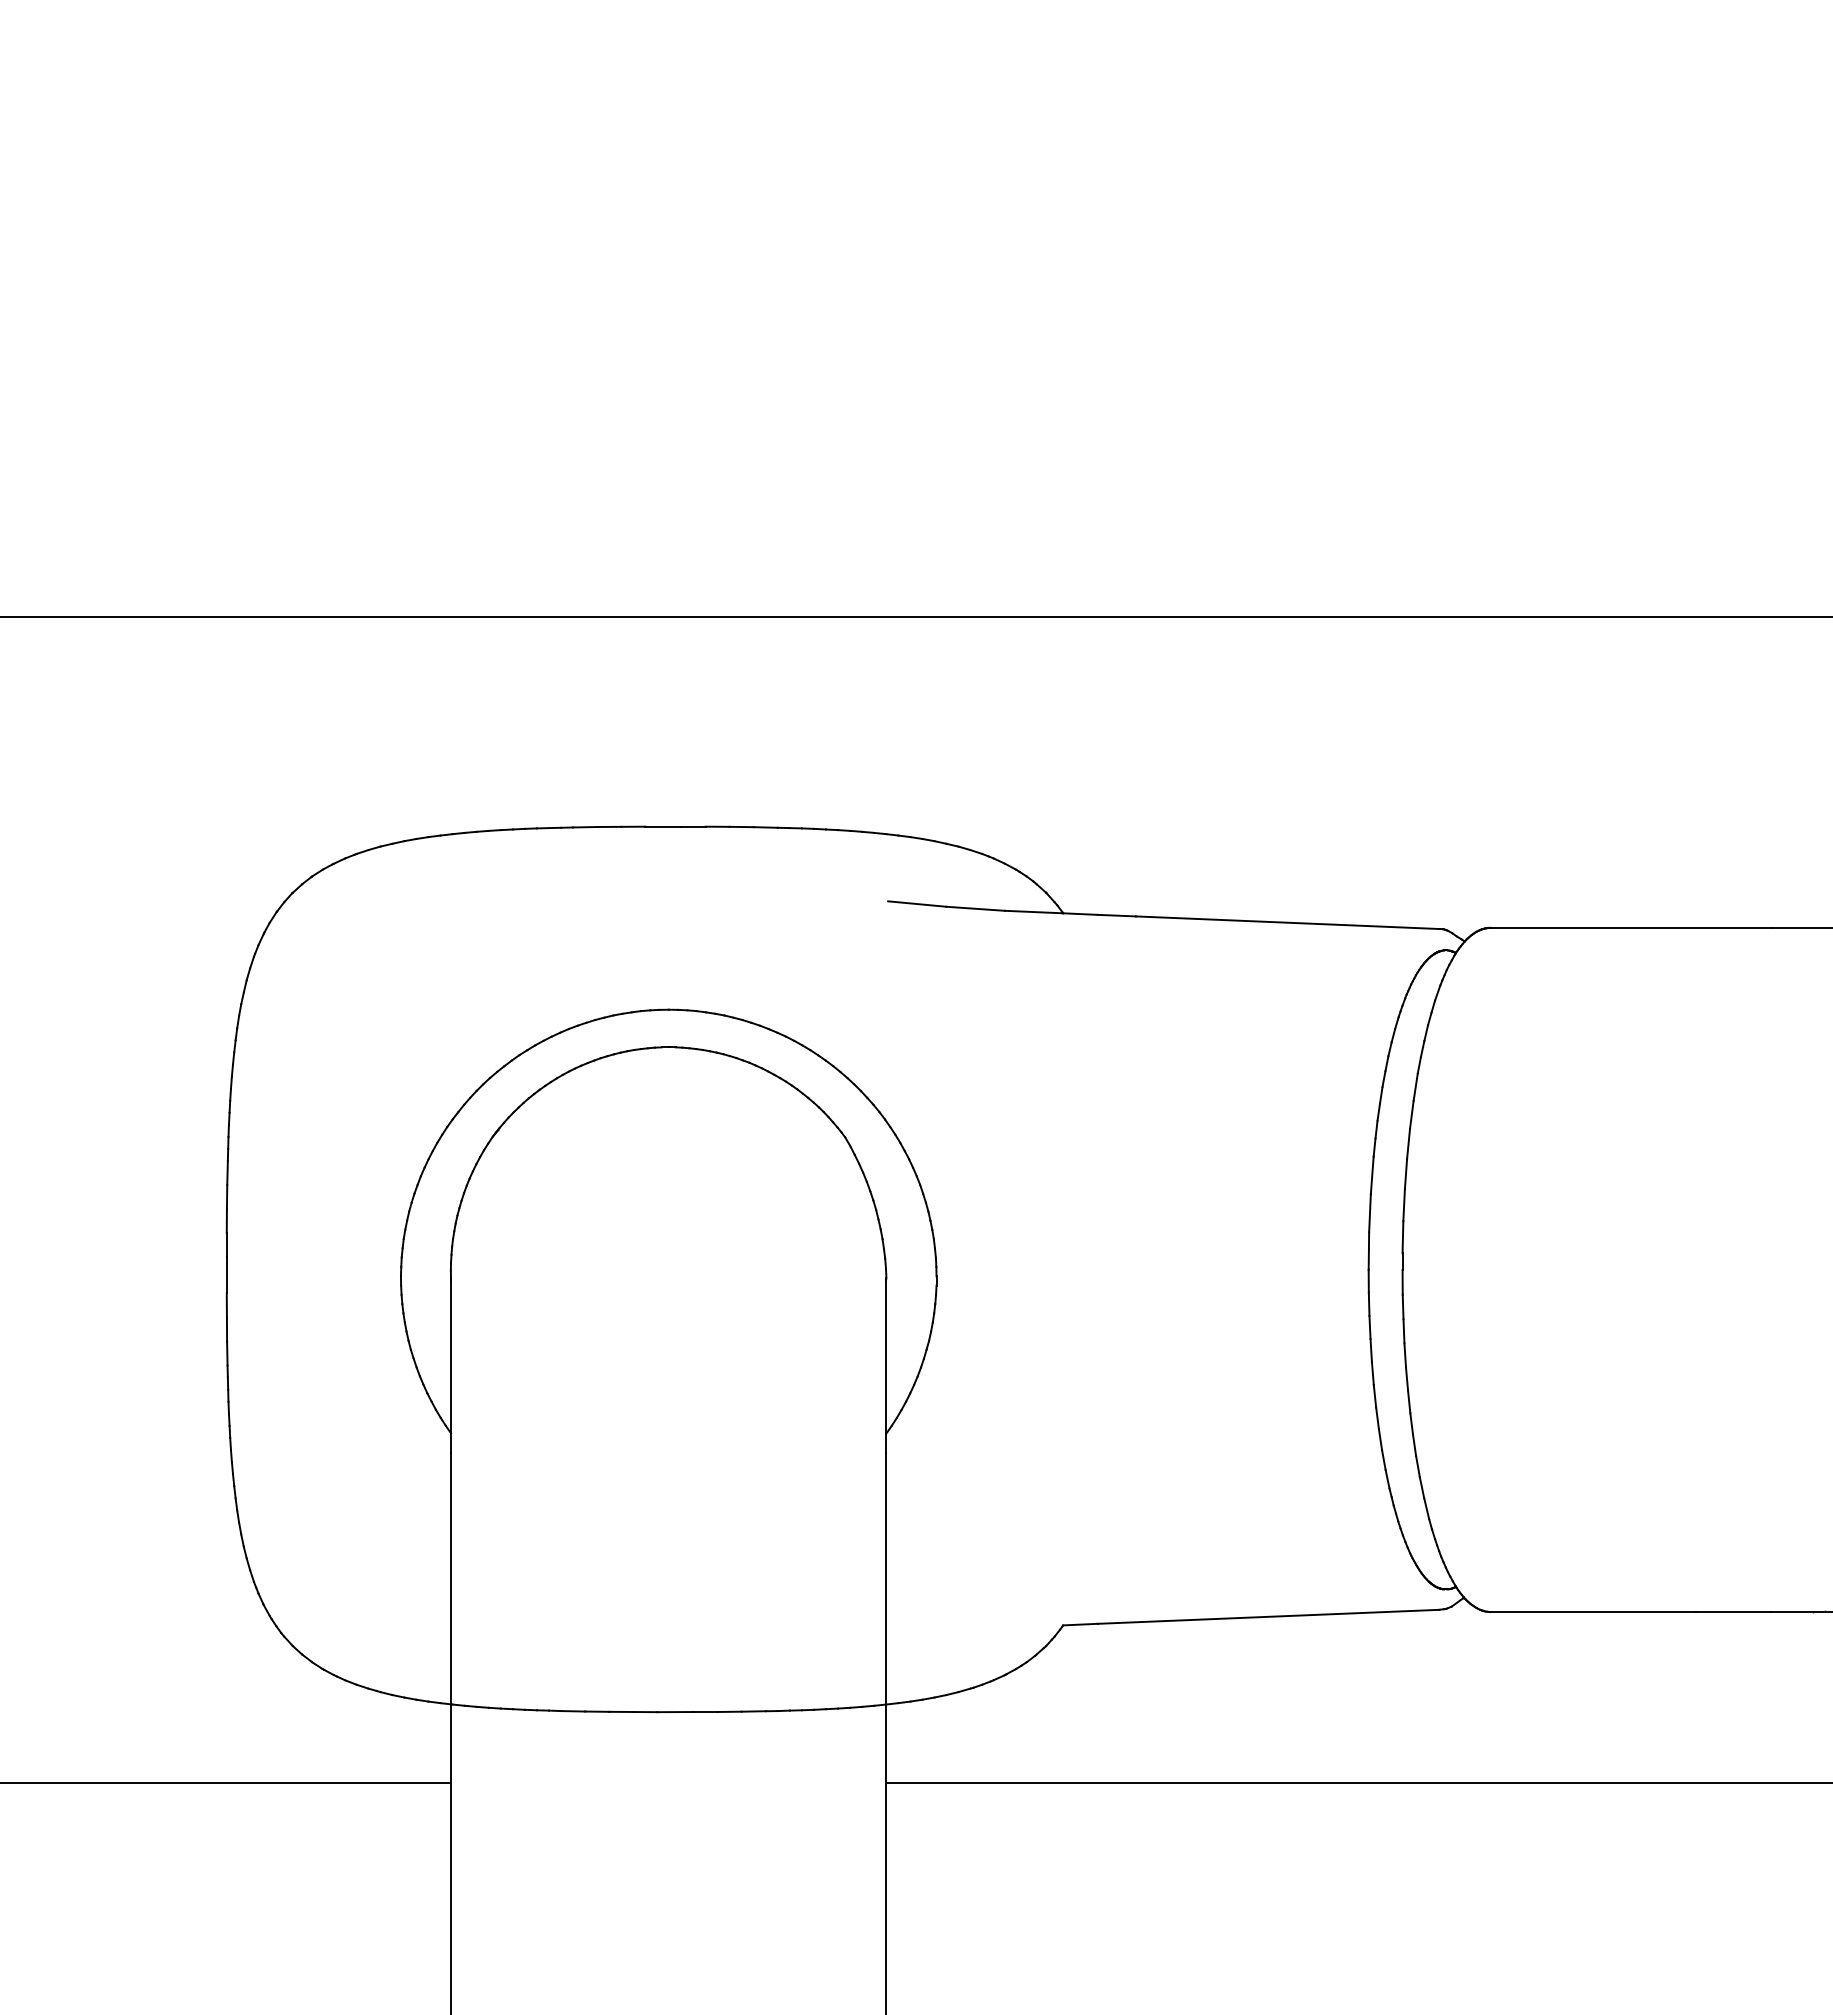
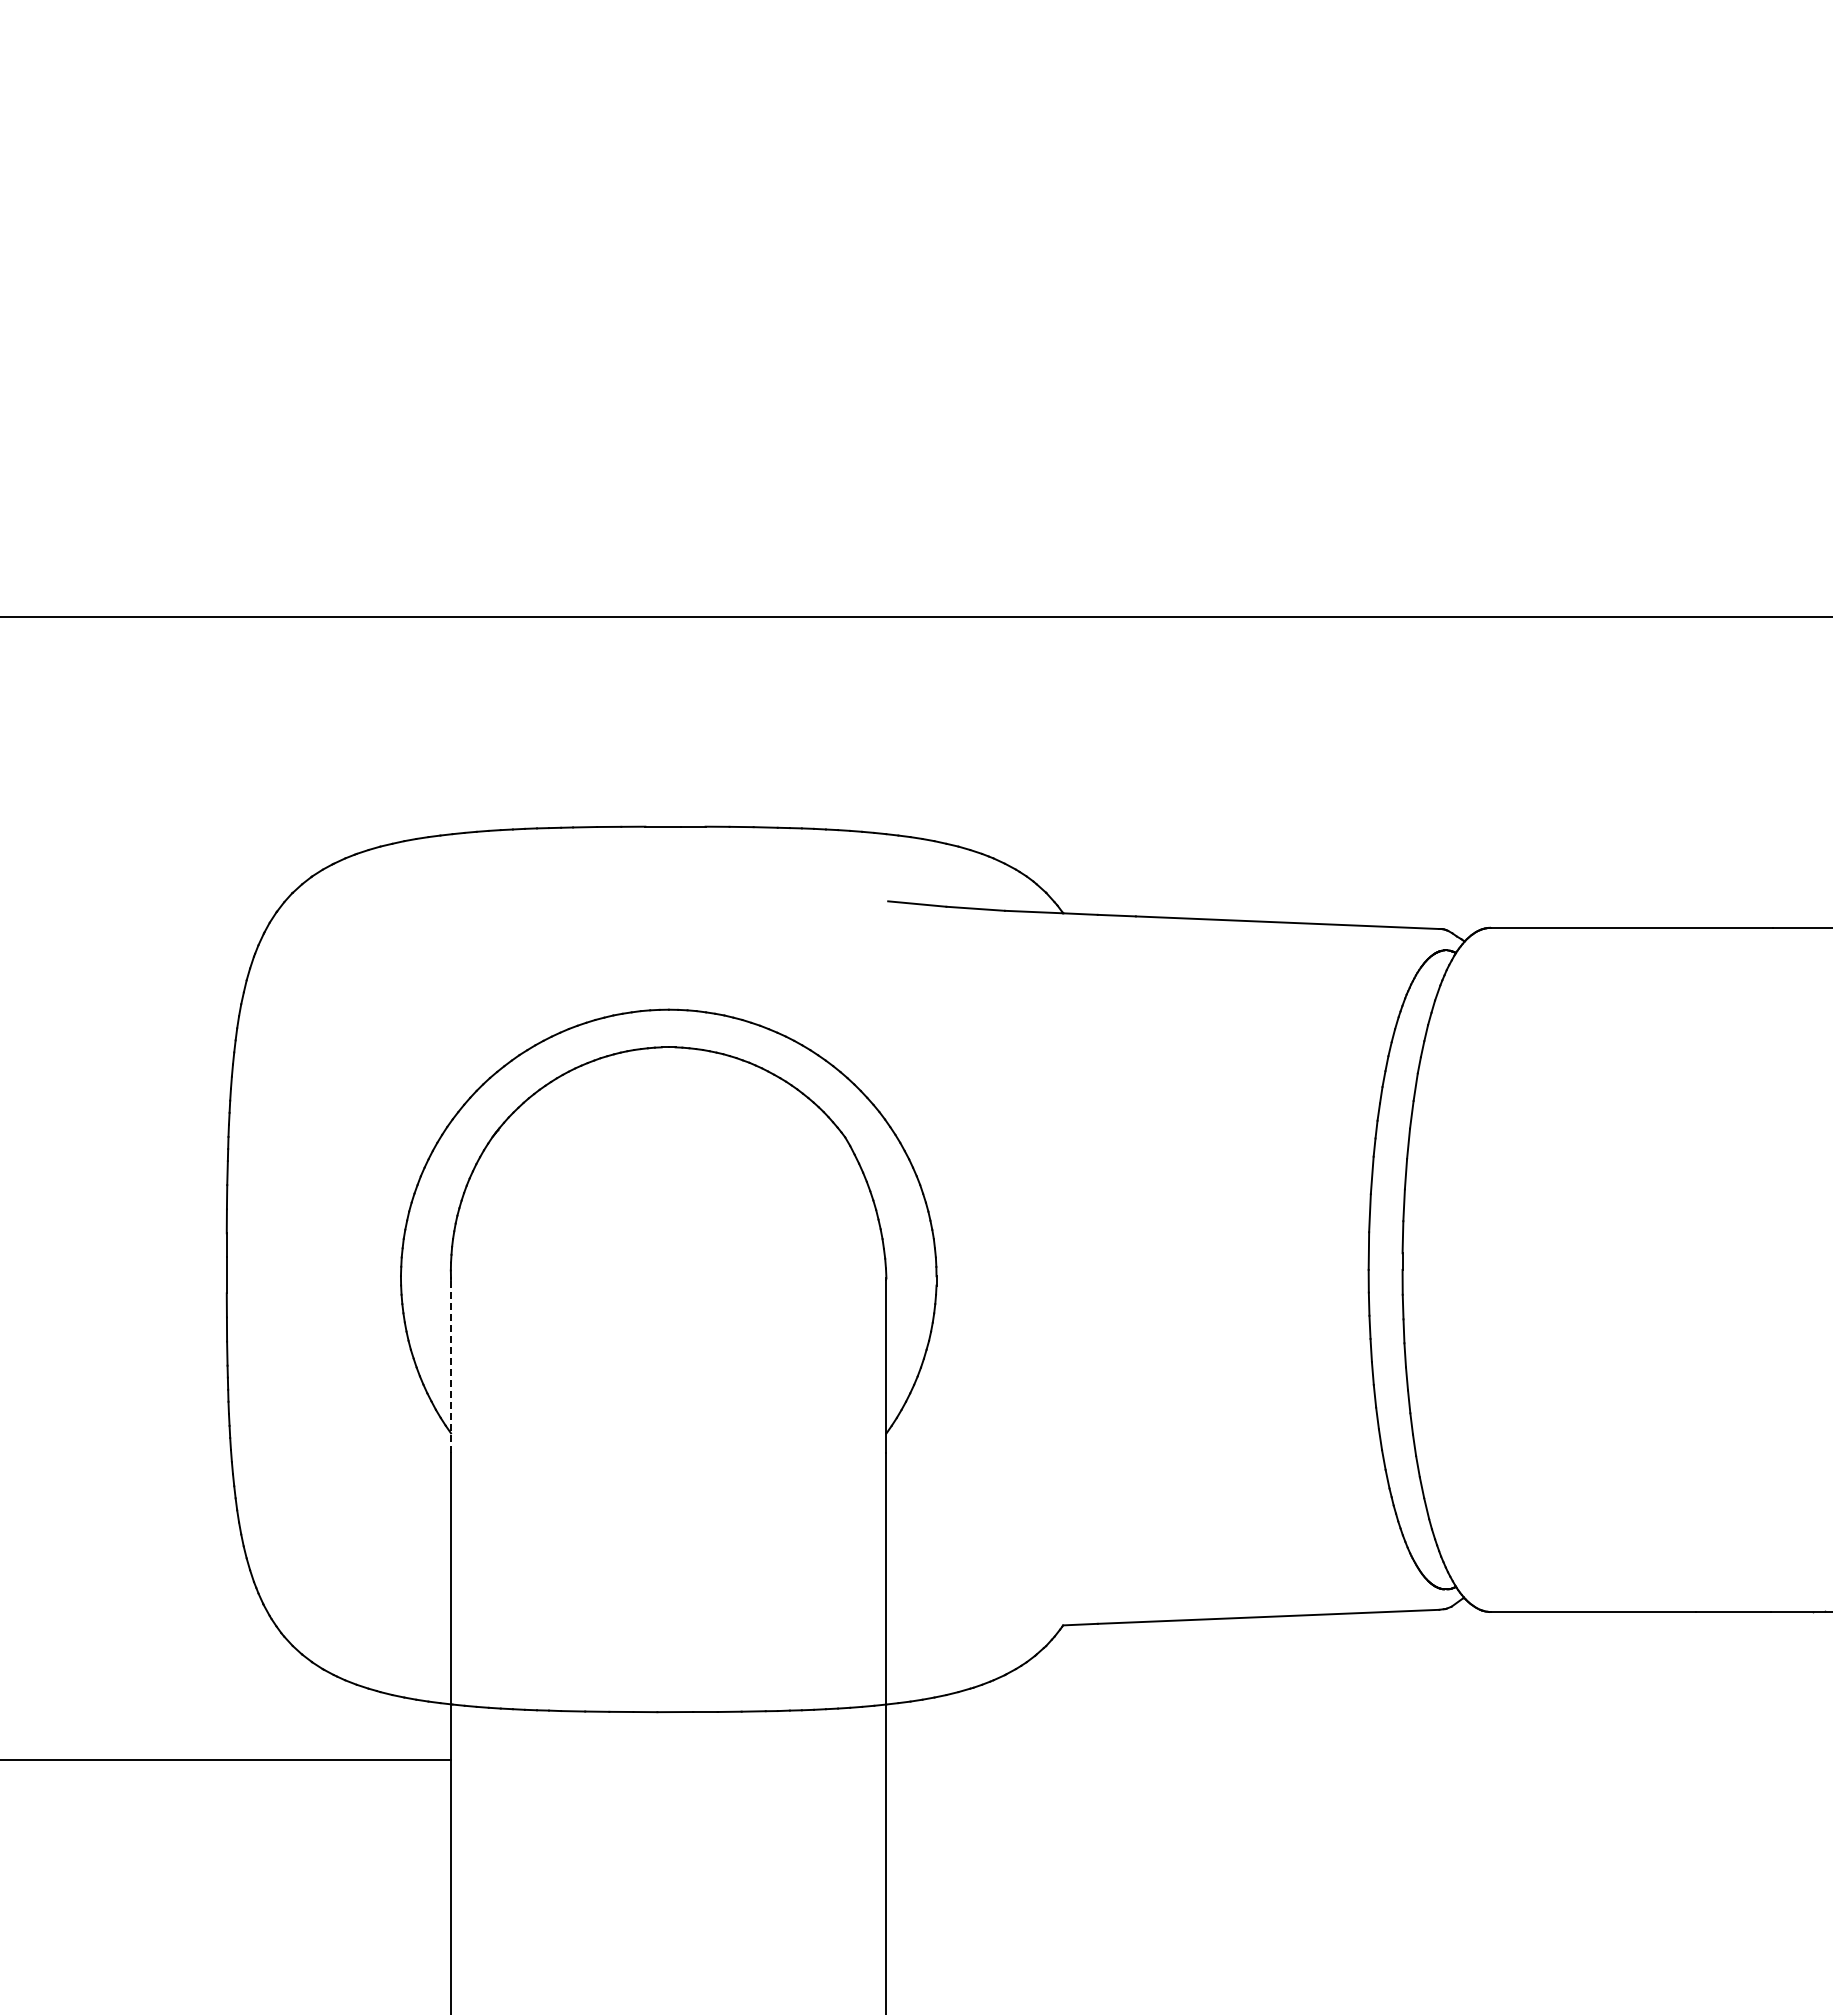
line: solid -> dashed (451, 1366)
line position: (226, 1783) -> (226, 1760) (226, 1760)
line: present -> none (1357, 1783)
